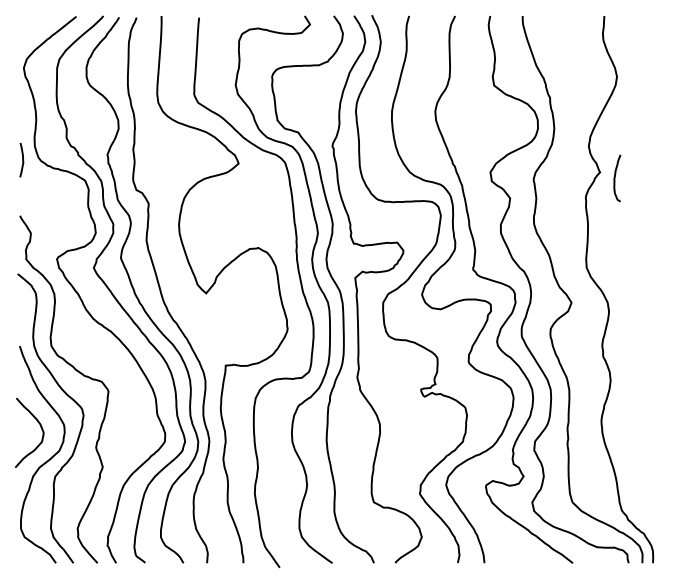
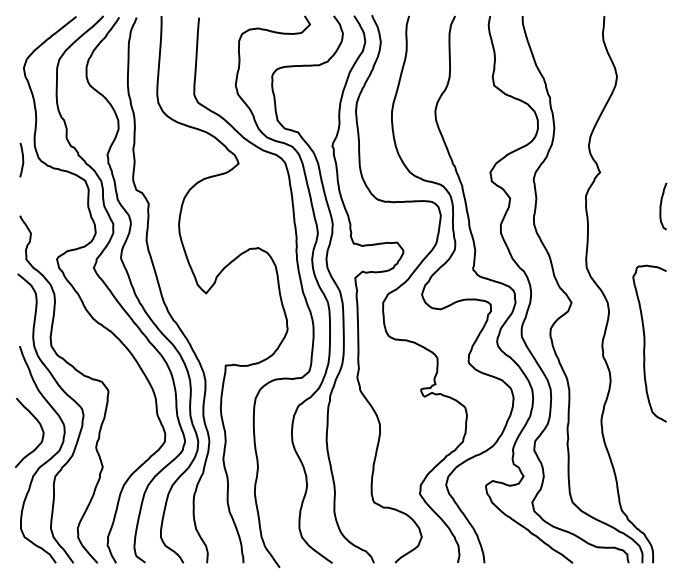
curve position: (615, 178) -> (661, 206) (661, 206)
curve: none -> present (645, 343)
